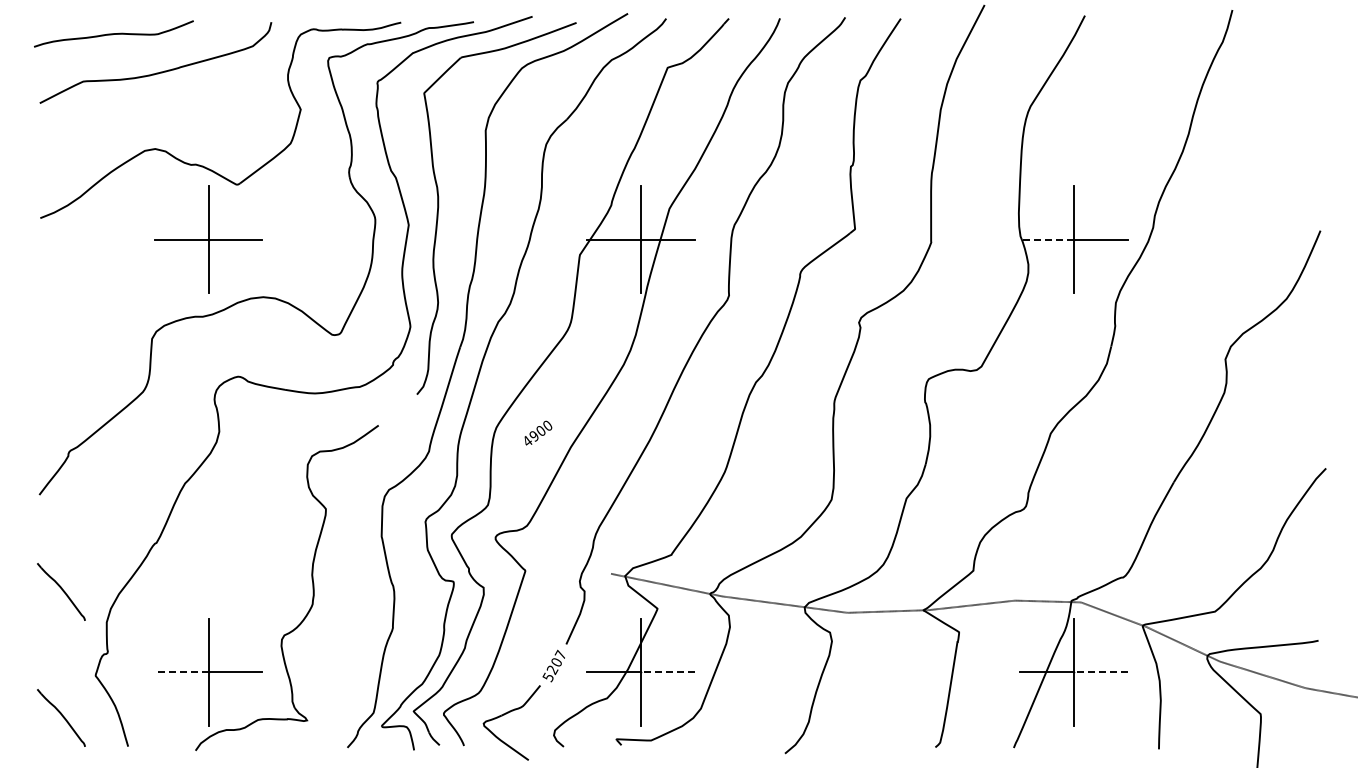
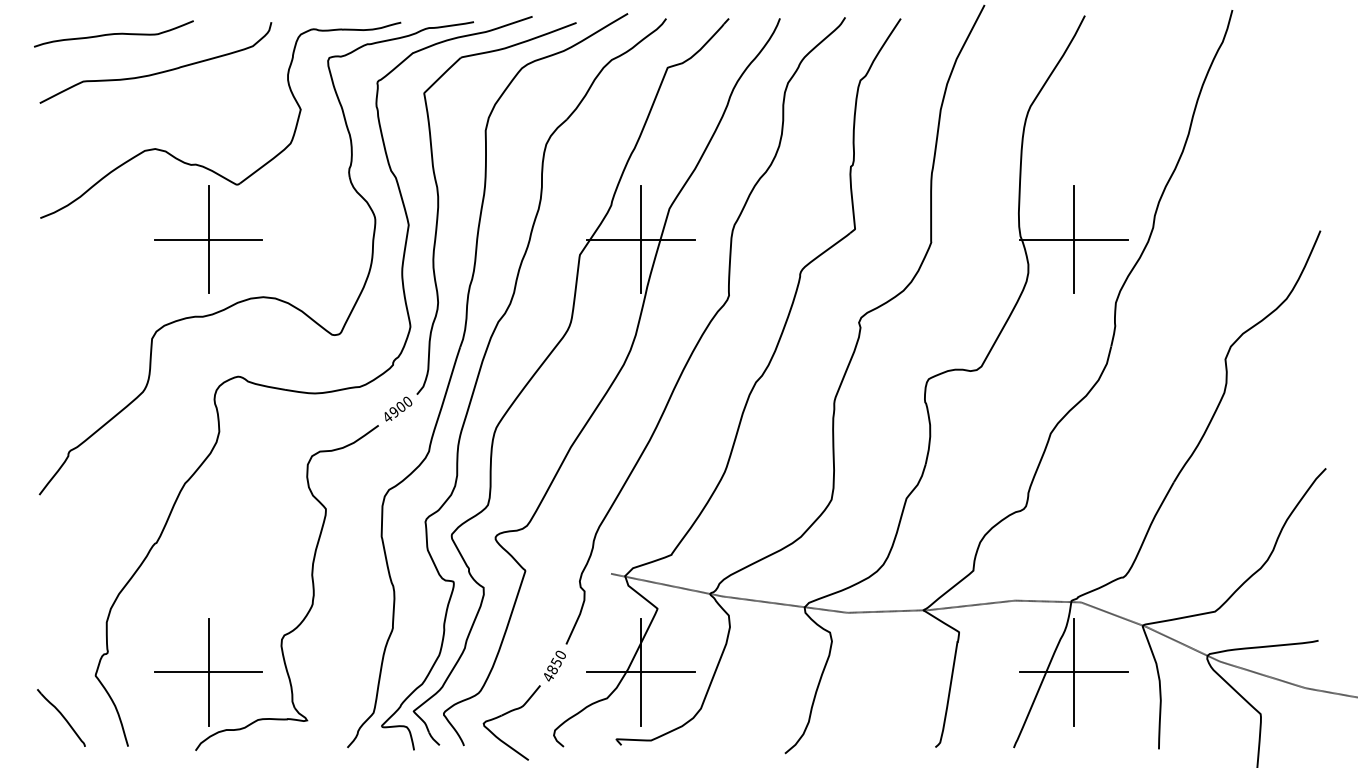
line: dashed -> solid (1047, 239)
text position: (538, 432) -> (398, 408) (398, 408)
part: present -> none (61, 591)
text: 5207 -> 4850 (553, 665)
line: dashed -> solid (181, 672)
line: dashed -> solid (668, 672)
line: dashed -> solid (1100, 672)
